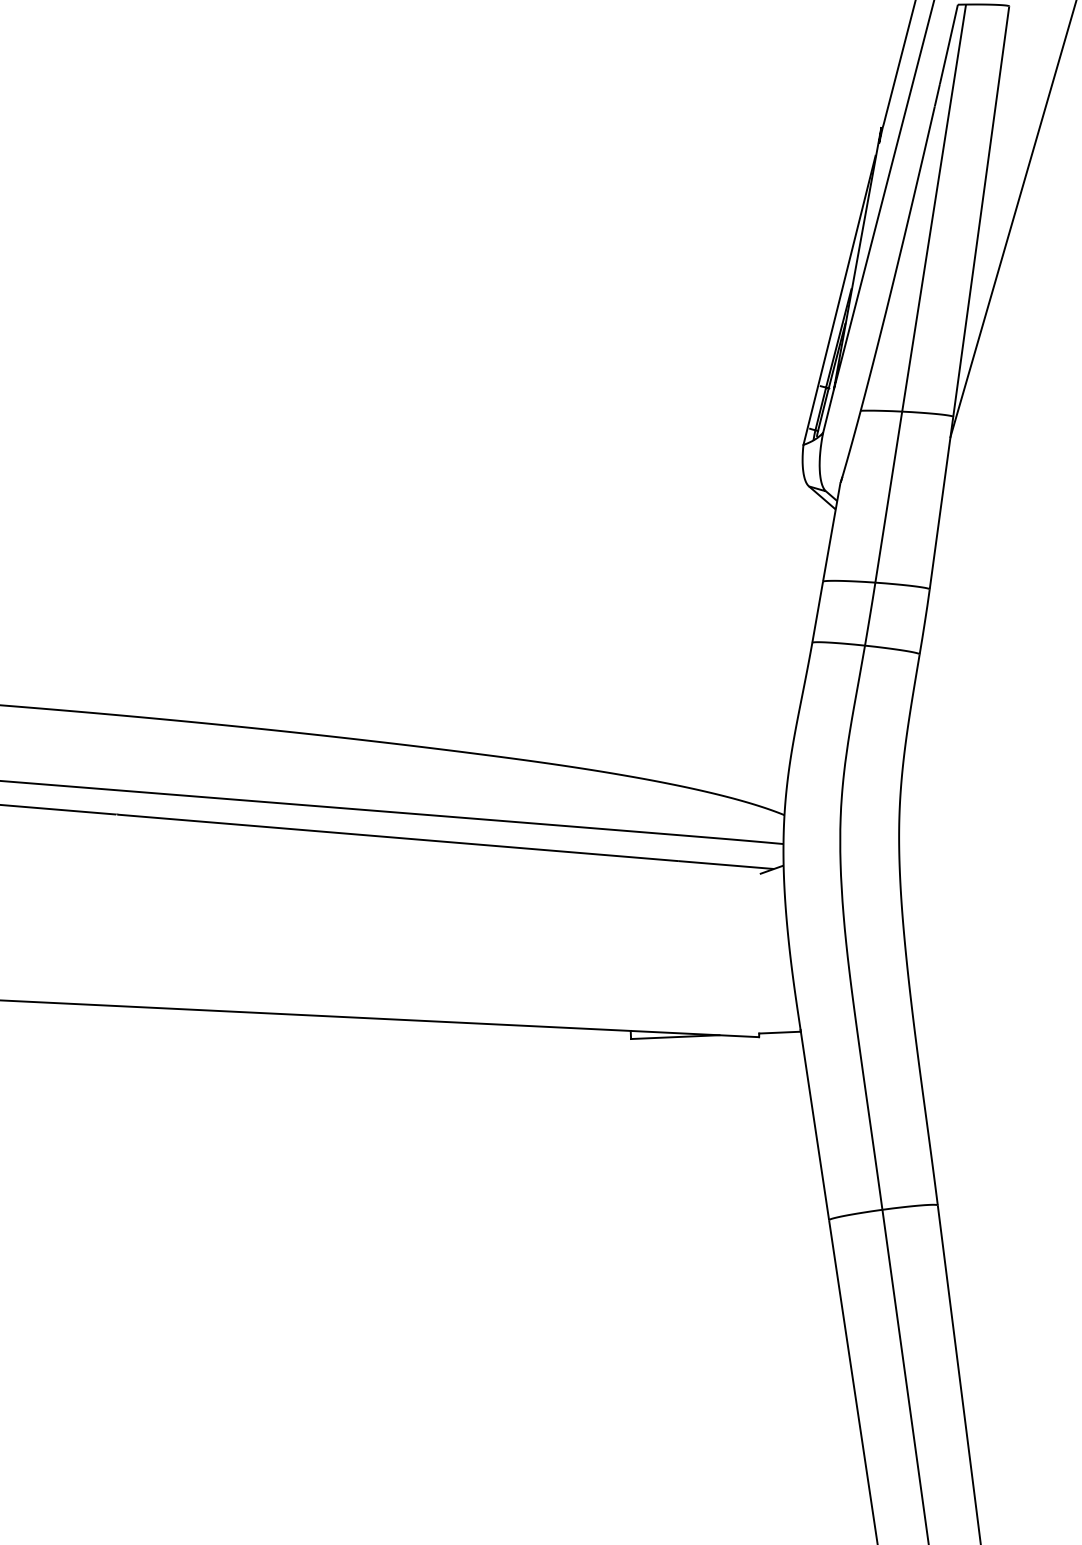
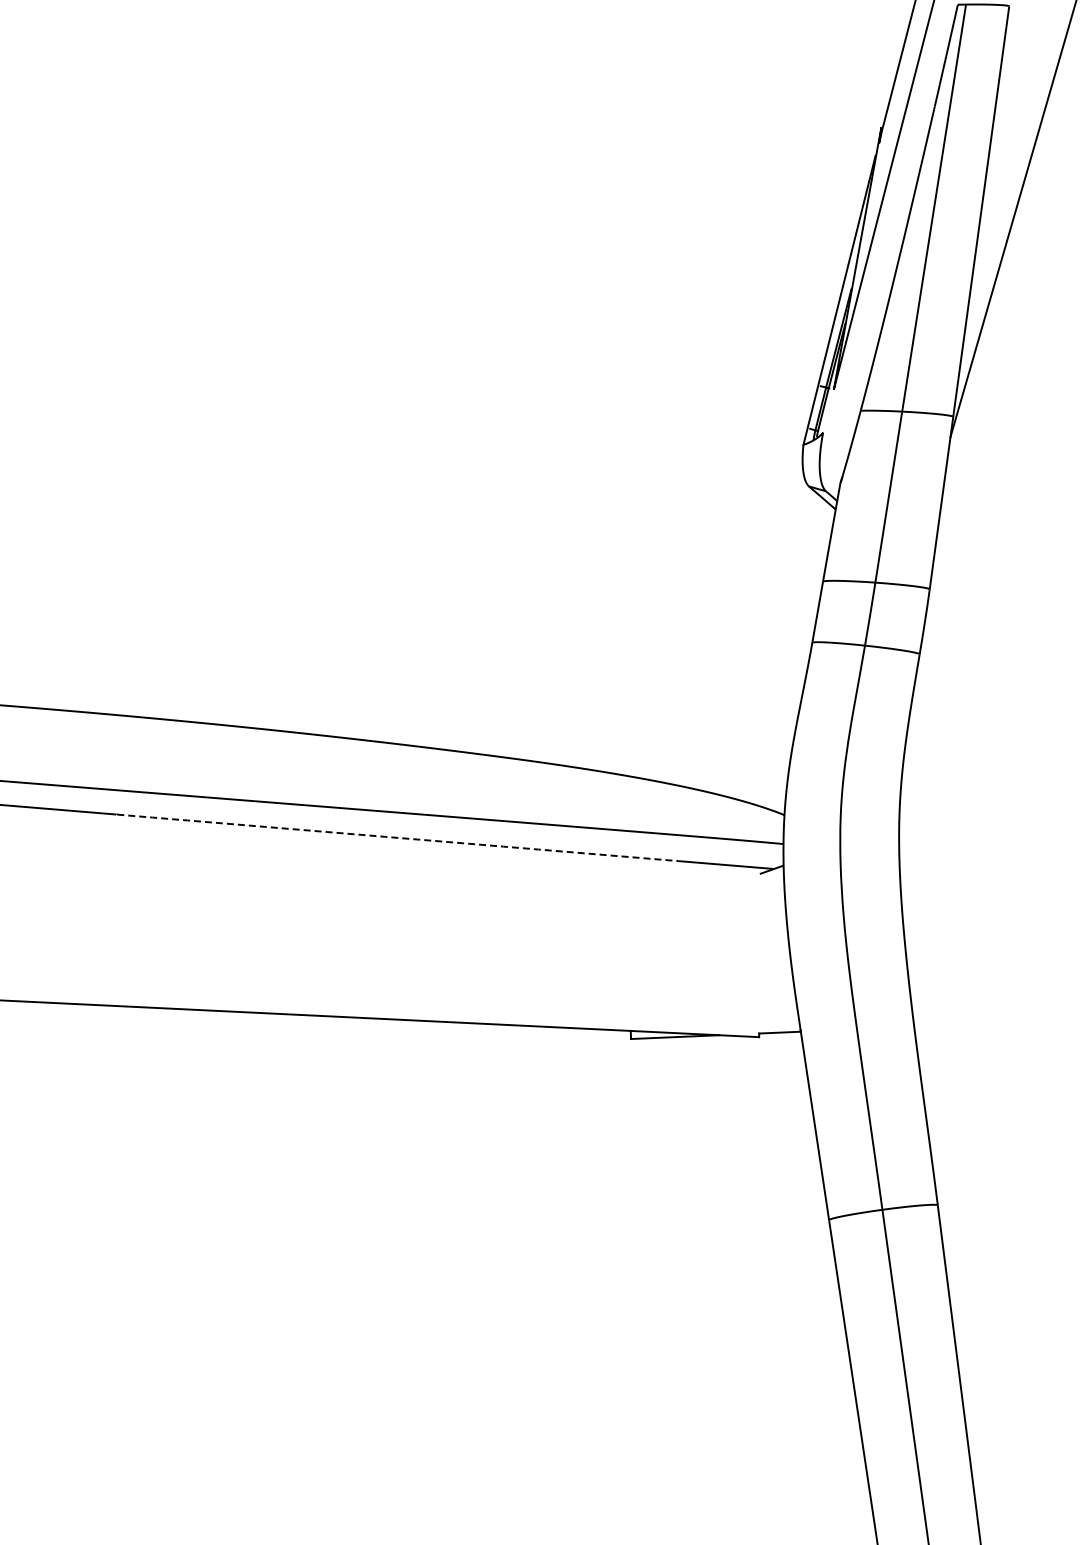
line: present -> none (828, 410)
arc: solid -> dashed (398, 837)
